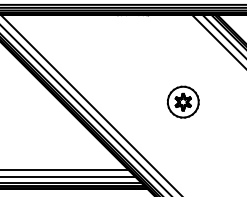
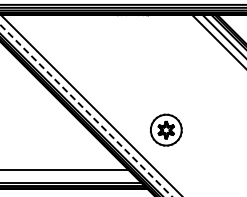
part position: (182, 101) -> (165, 129) (165, 129)
line: solid -> dashed (85, 110)
line: present -> none (68, 177)
